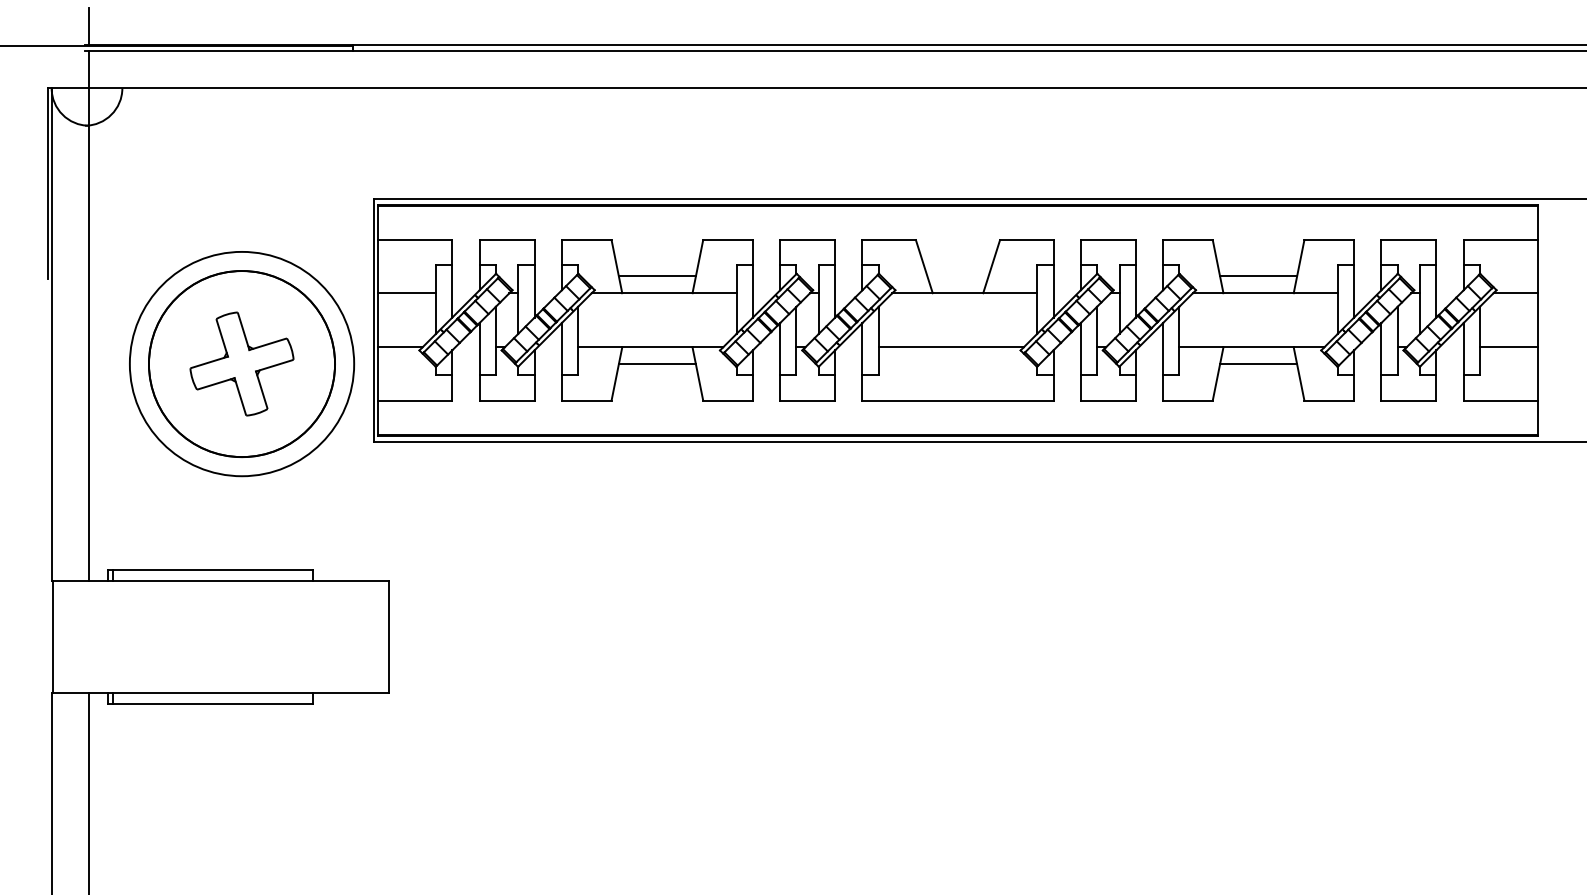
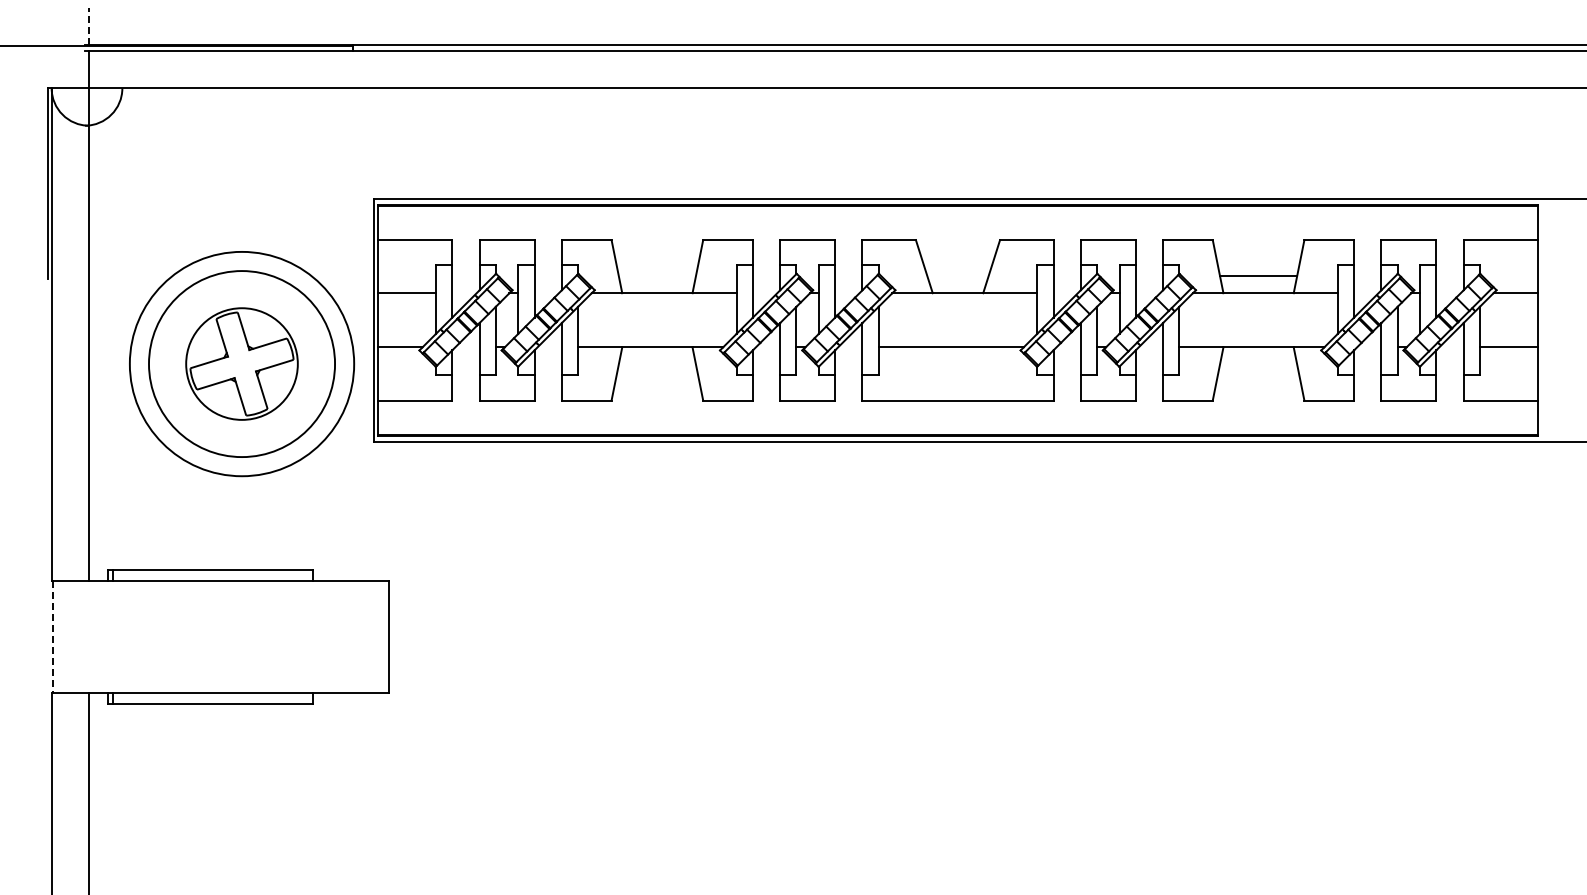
line: solid -> dashed (89, 26)
line: present -> none (656, 276)
circle diameter: 186 px -> 112 px (241, 363)
line: present -> none (656, 364)
line: present -> none (1258, 364)
line: solid -> dashed (53, 637)
